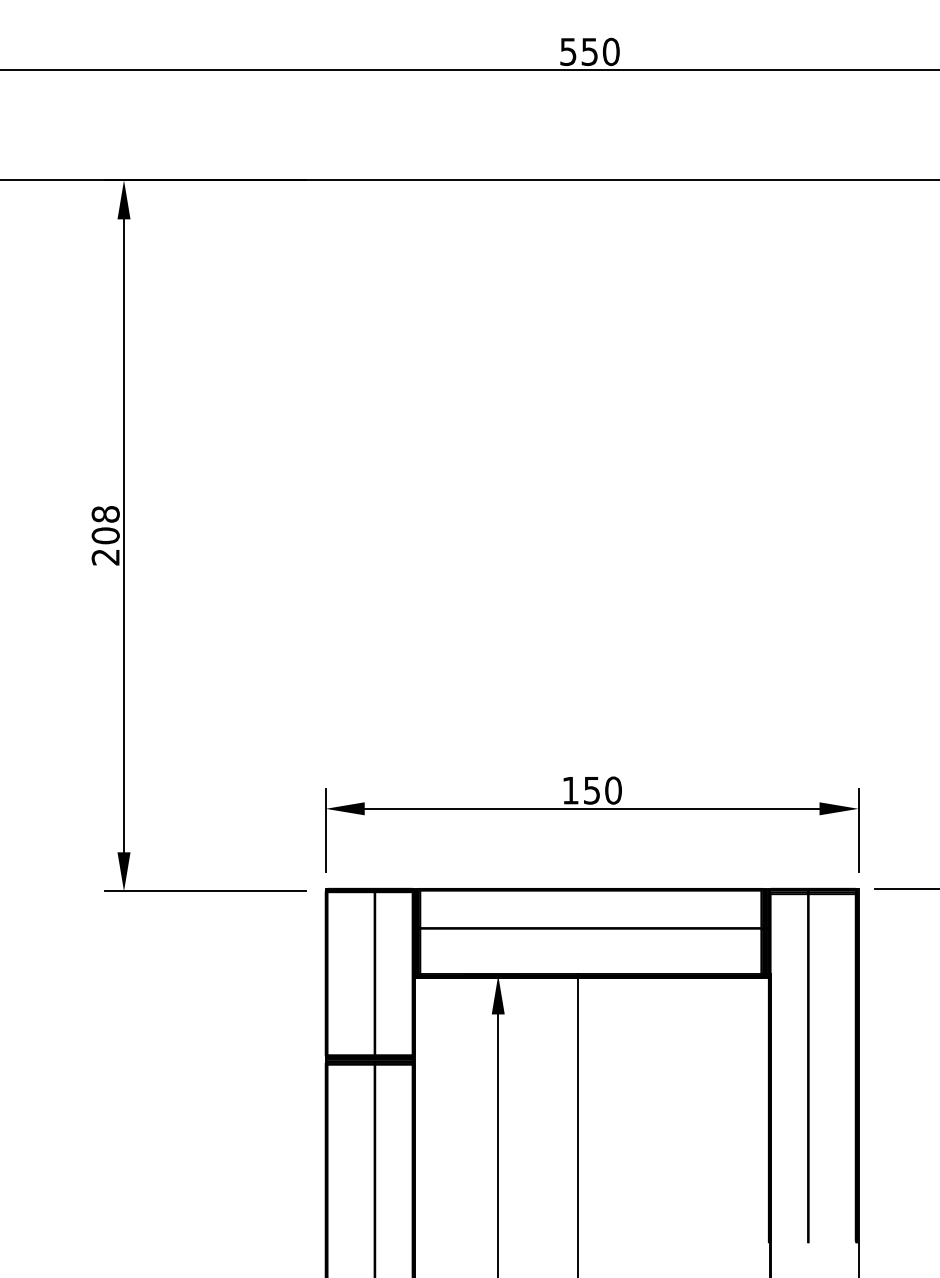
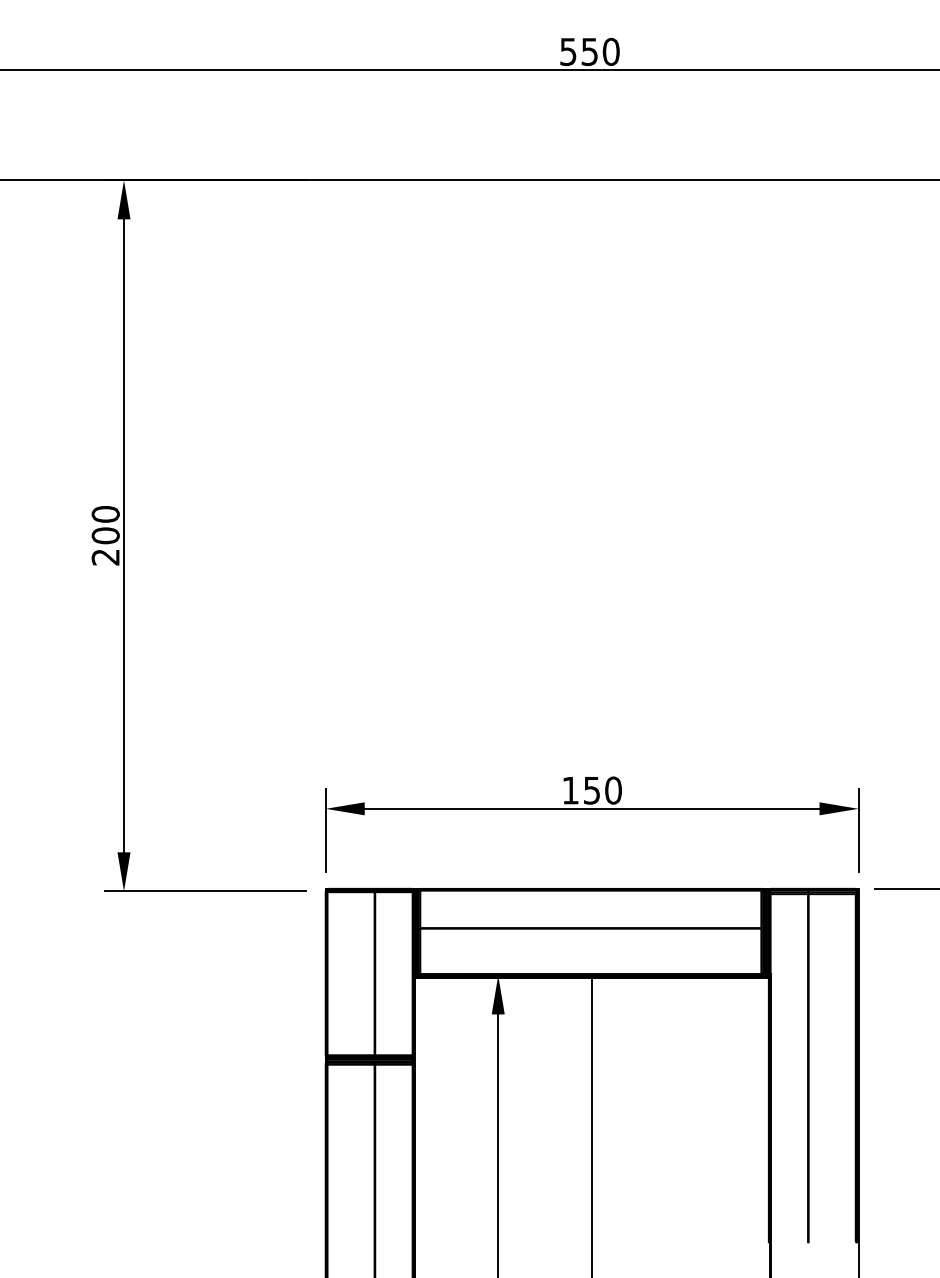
text: 208 -> 200 (105, 514)
line position: (577, 1123) -> (591, 1123) (591, 1123)
